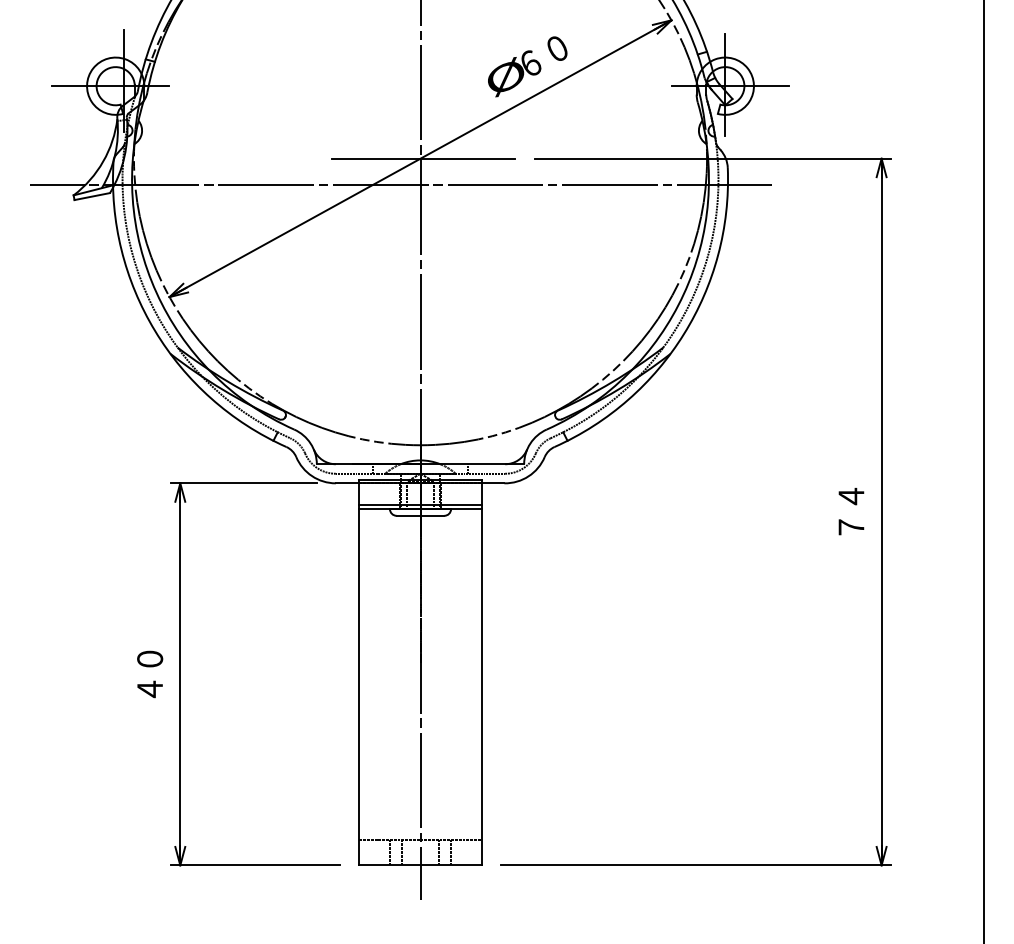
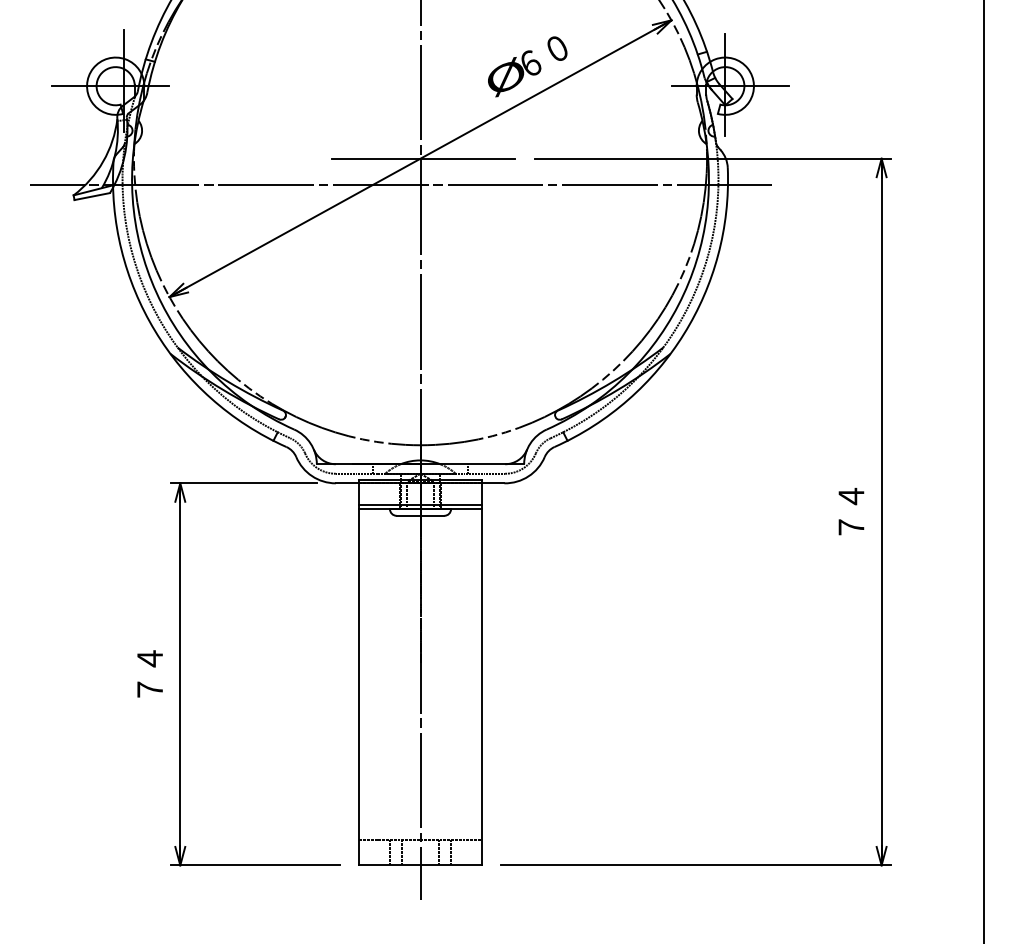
text: ４０ -> ７４ (150, 674)
